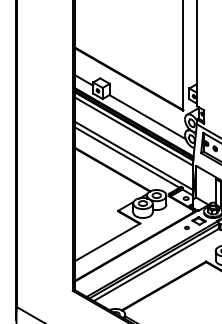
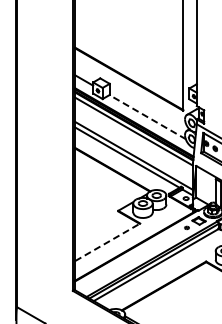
line: solid -> dashed (147, 117)
line: solid -> dashed (107, 242)
